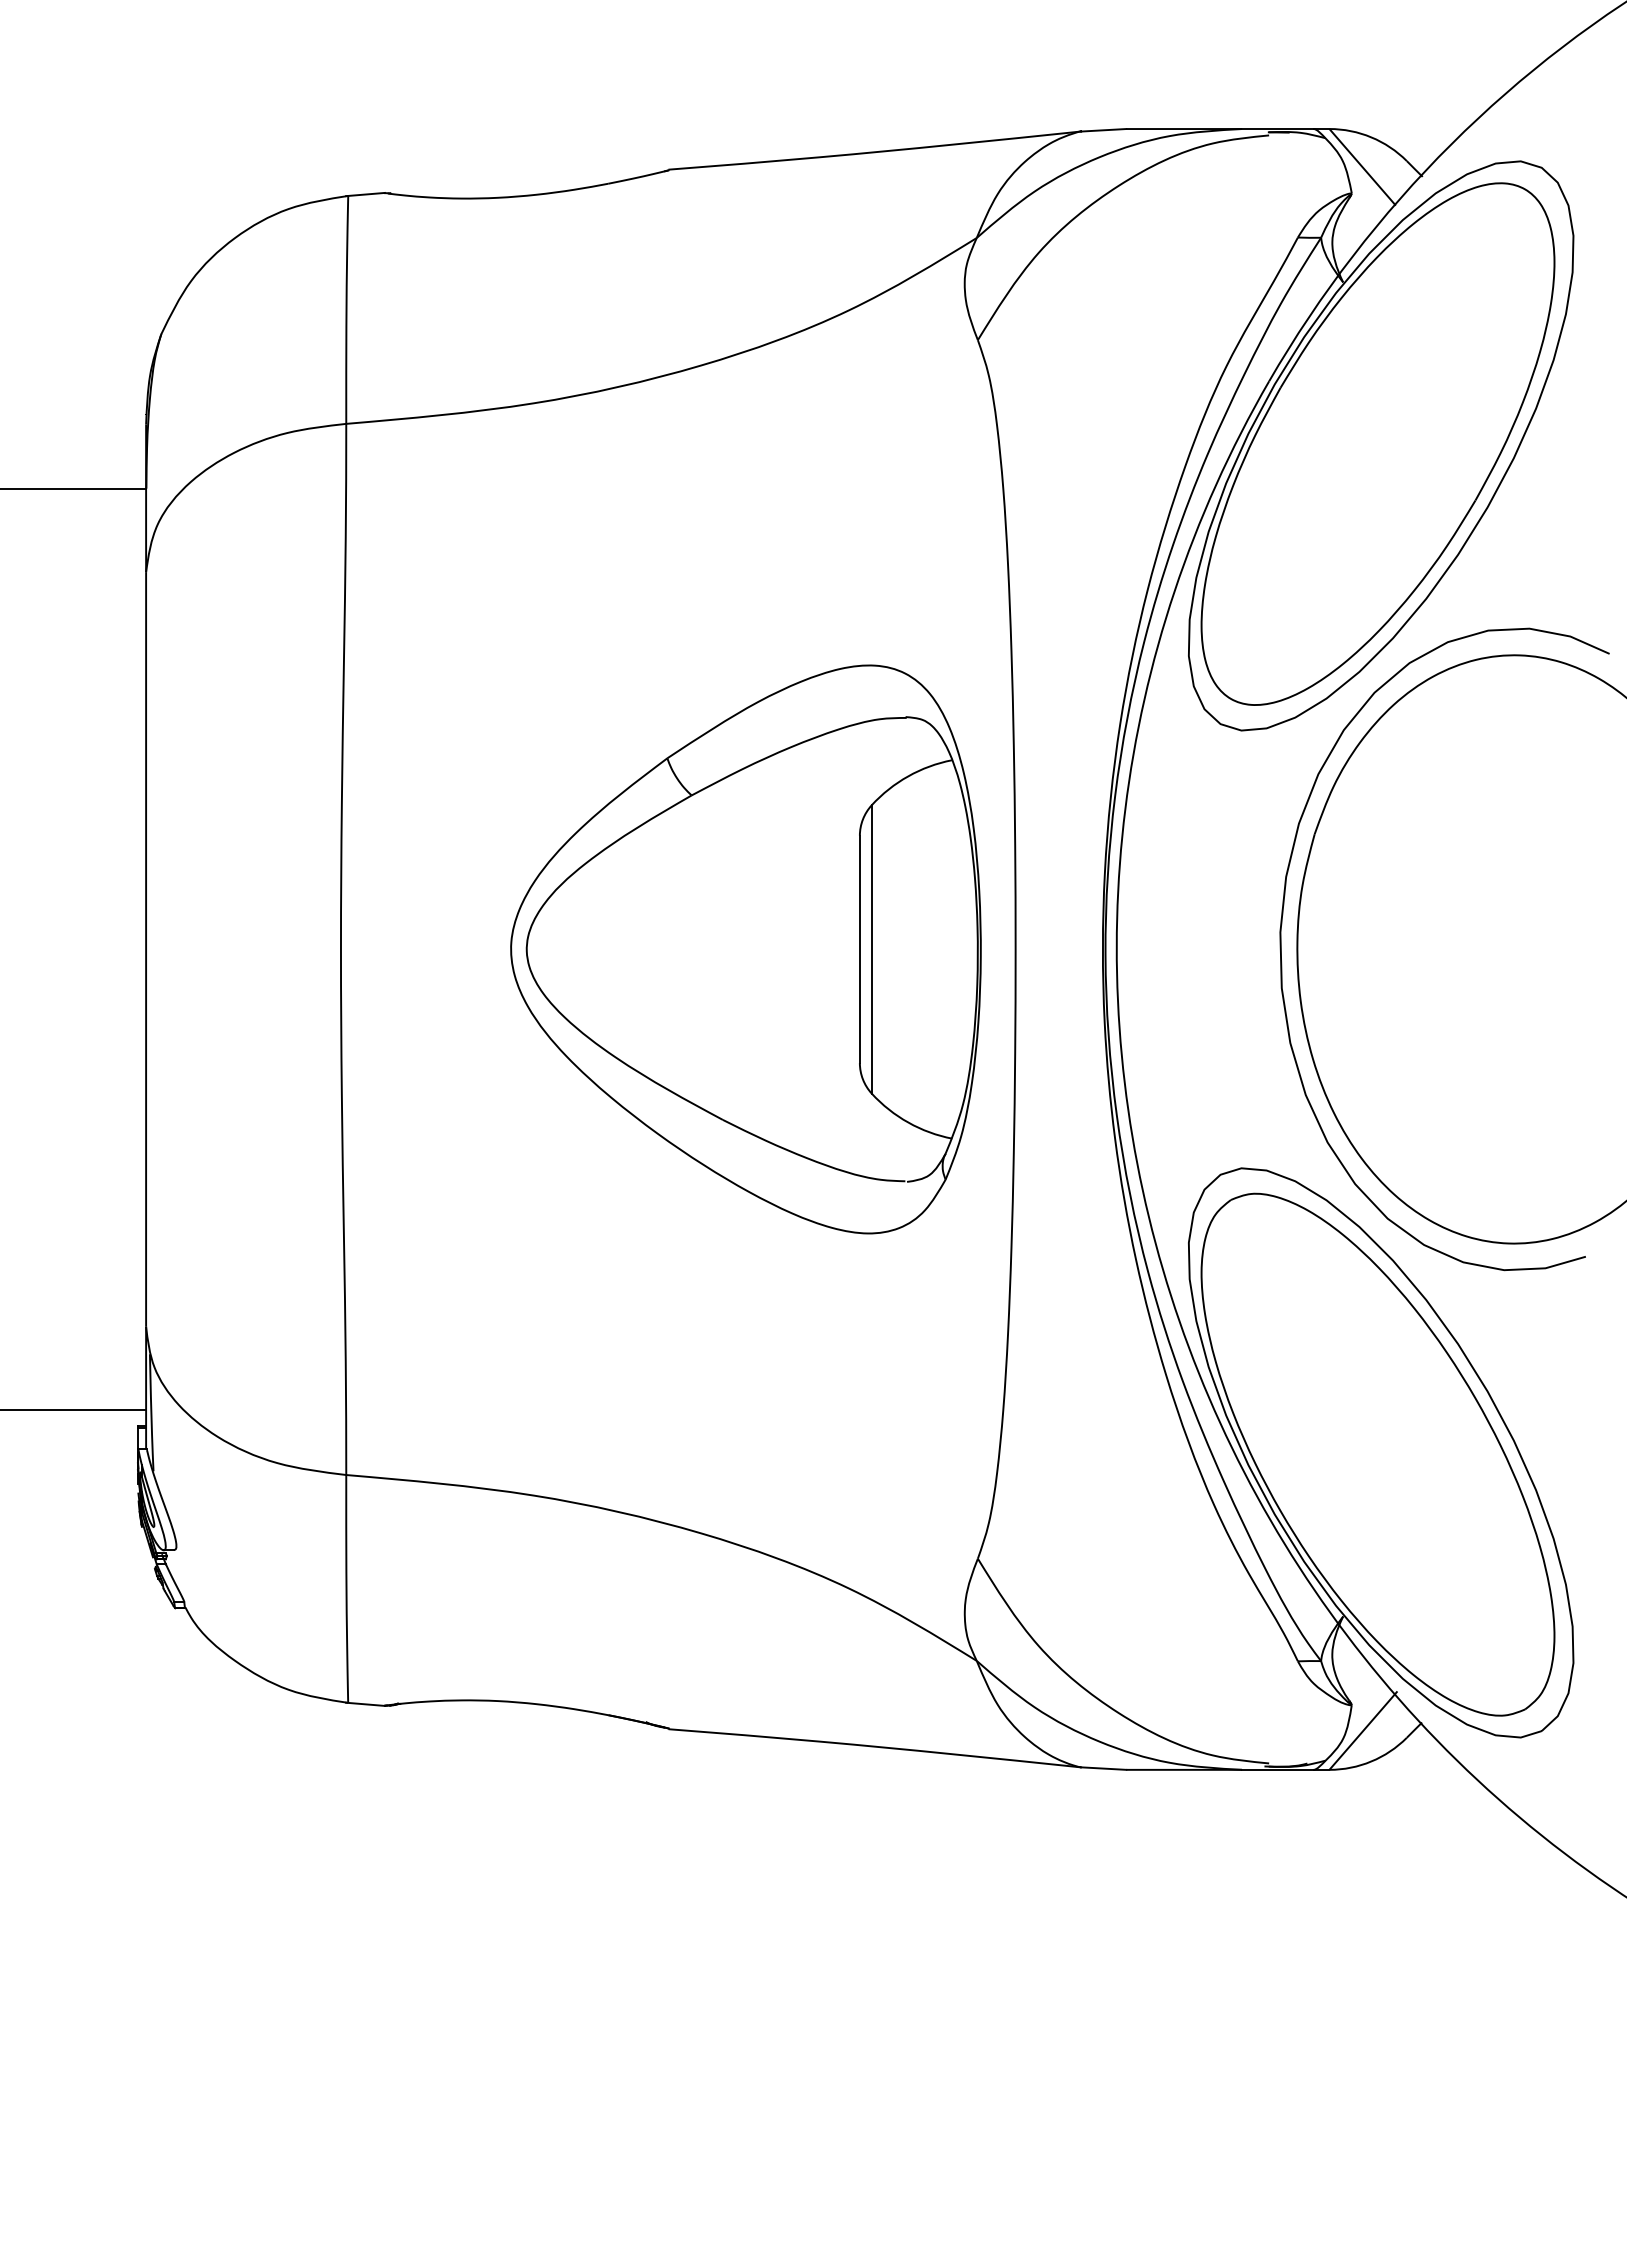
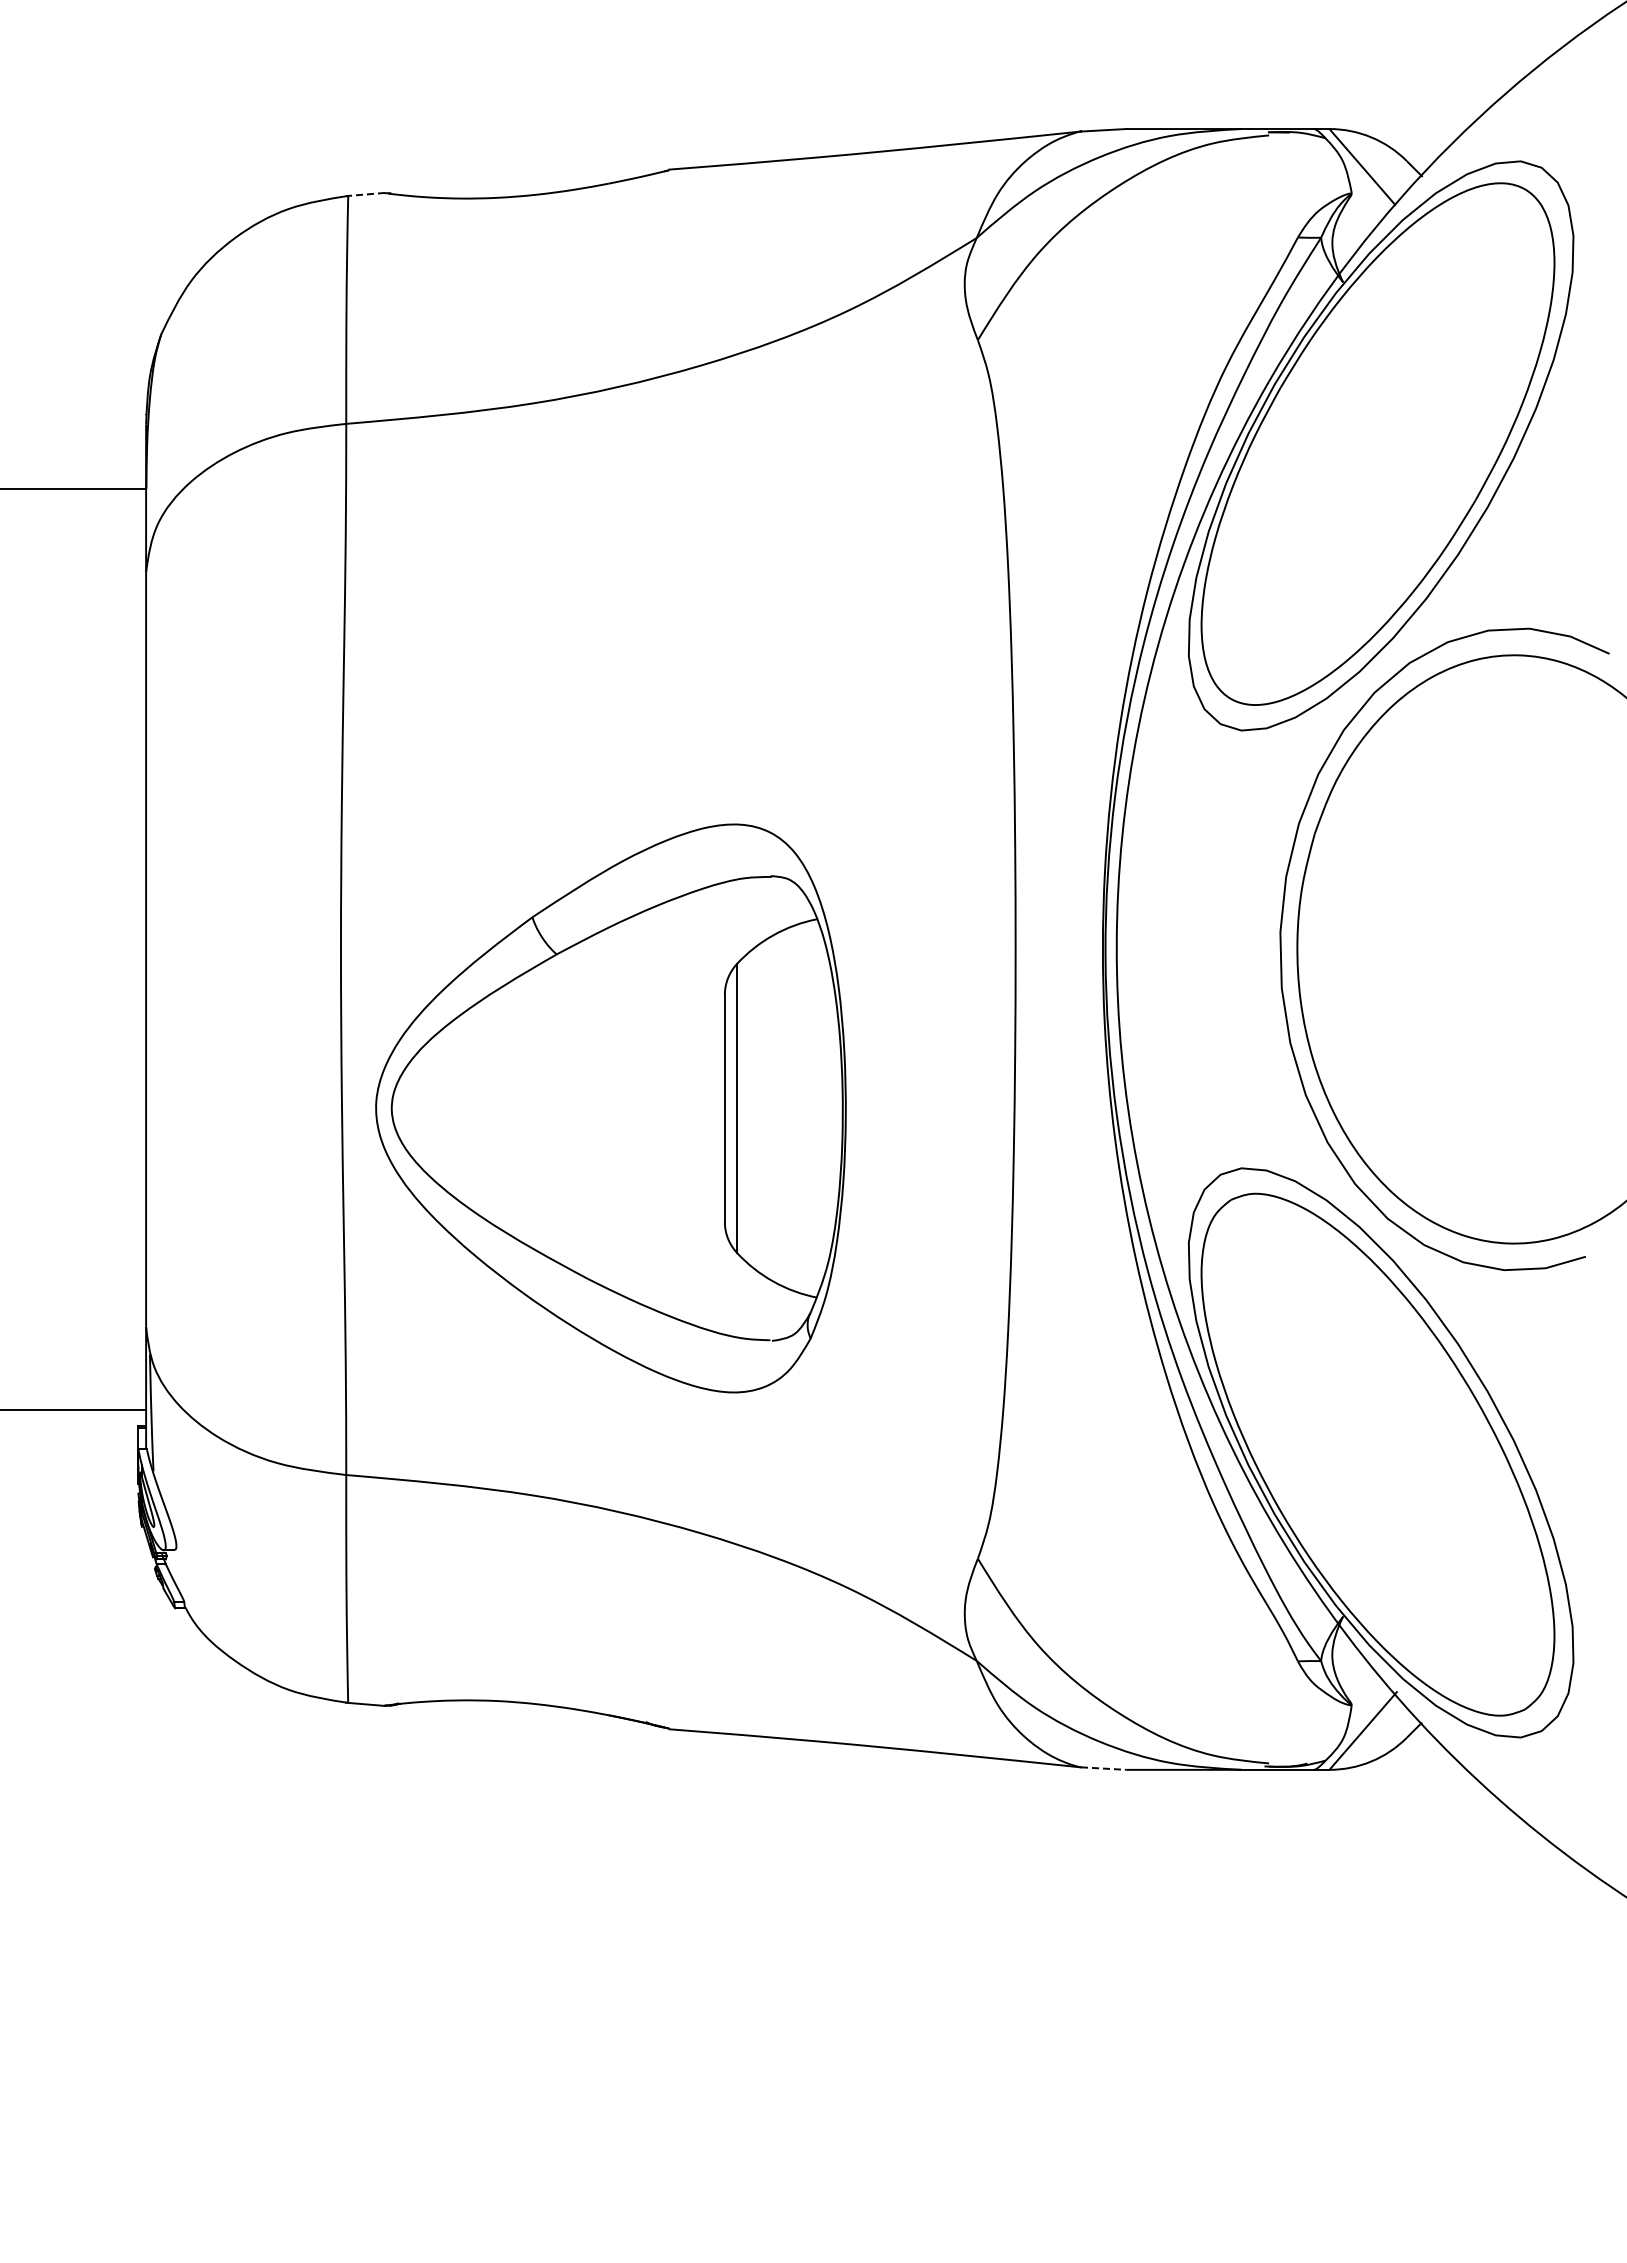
line: solid -> dashed (365, 194)
part position: (745, 949) -> (610, 1108) (610, 1108)
line: solid -> dashed (1103, 1768)
